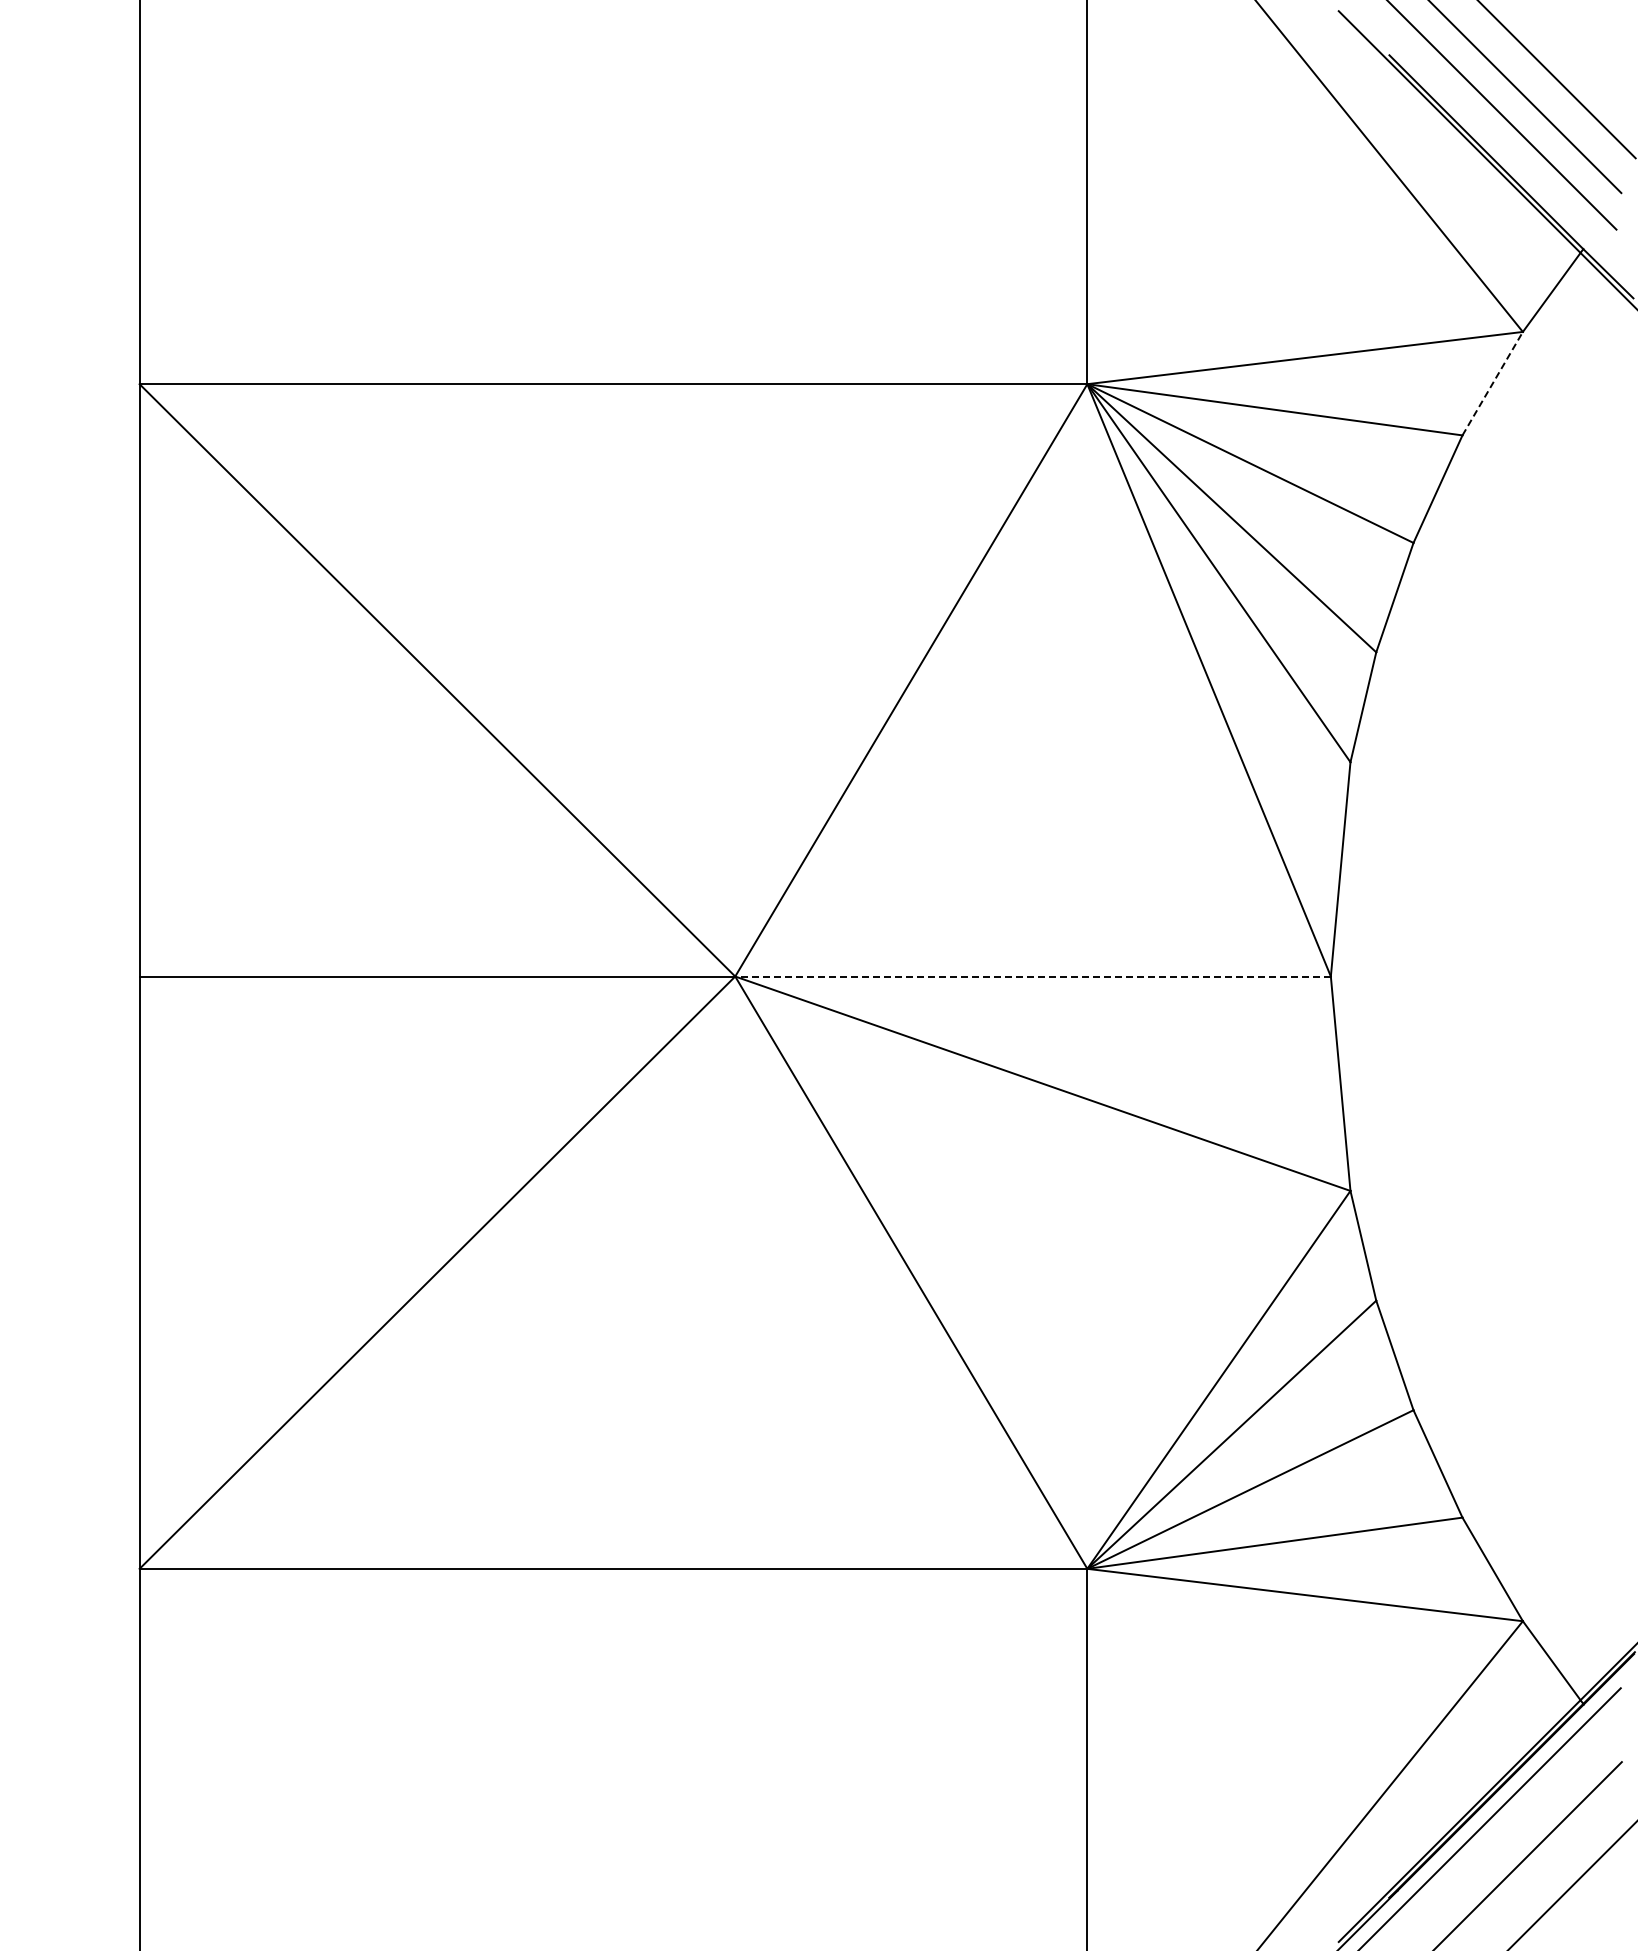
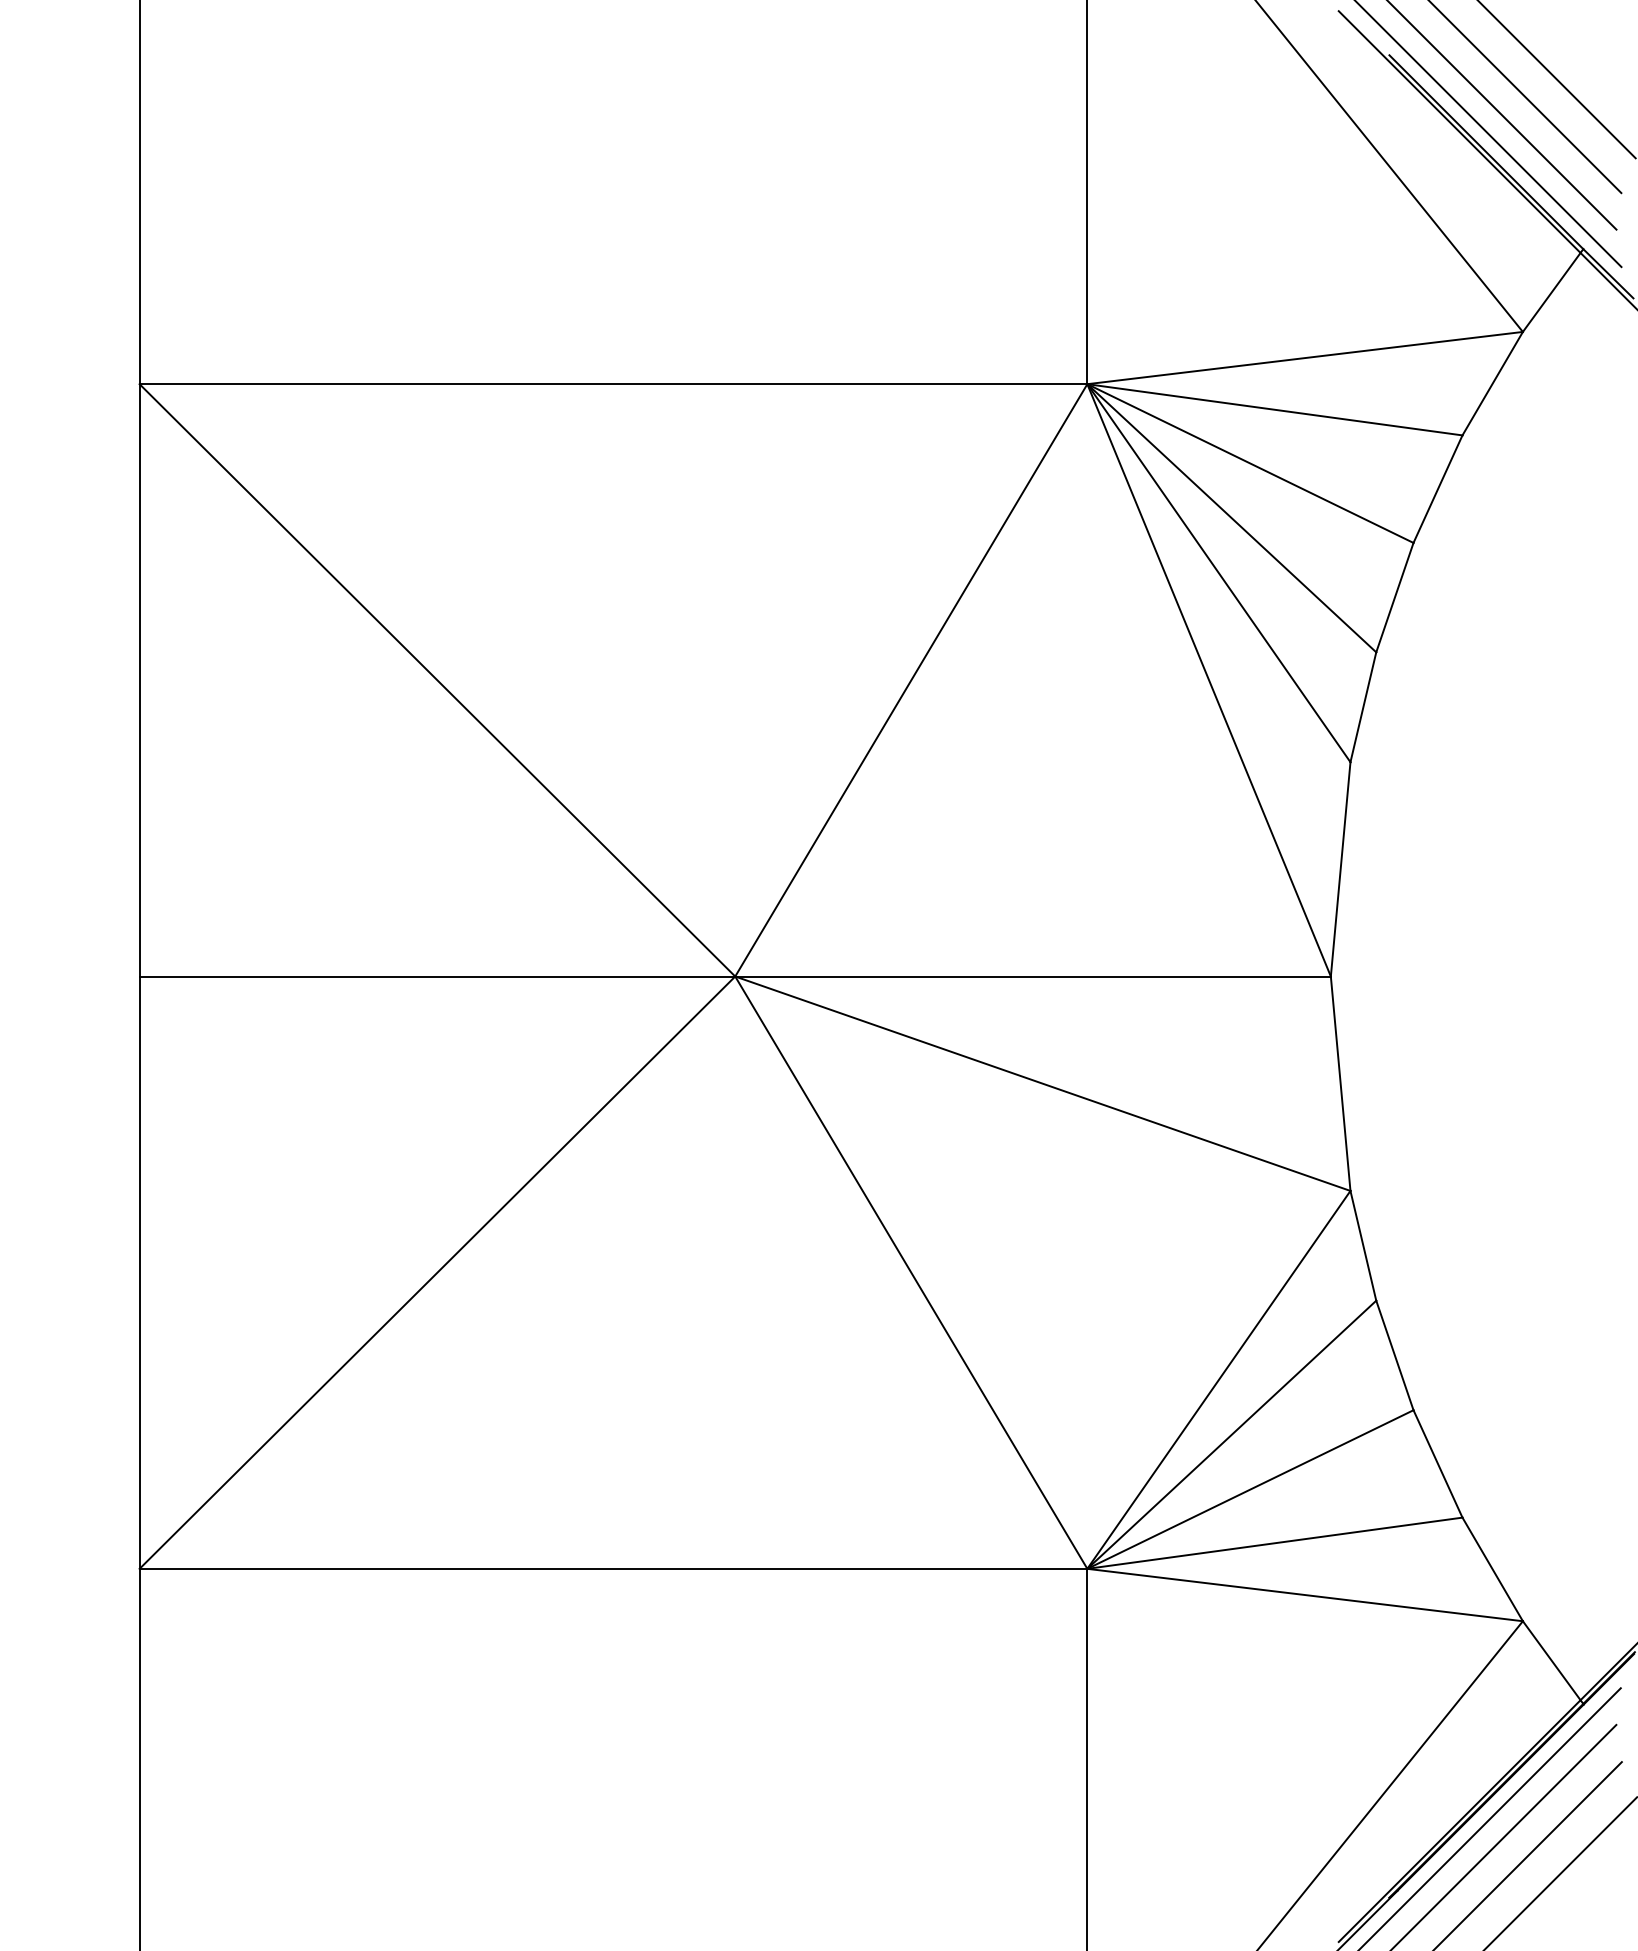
line: none -> present (1488, 134)
line: dashed -> solid (1492, 383)
line: dashed -> solid (1033, 976)
line: none -> present (1504, 1835)
line position: (1572, 1885) -> (1560, 1873) (1560, 1873)
